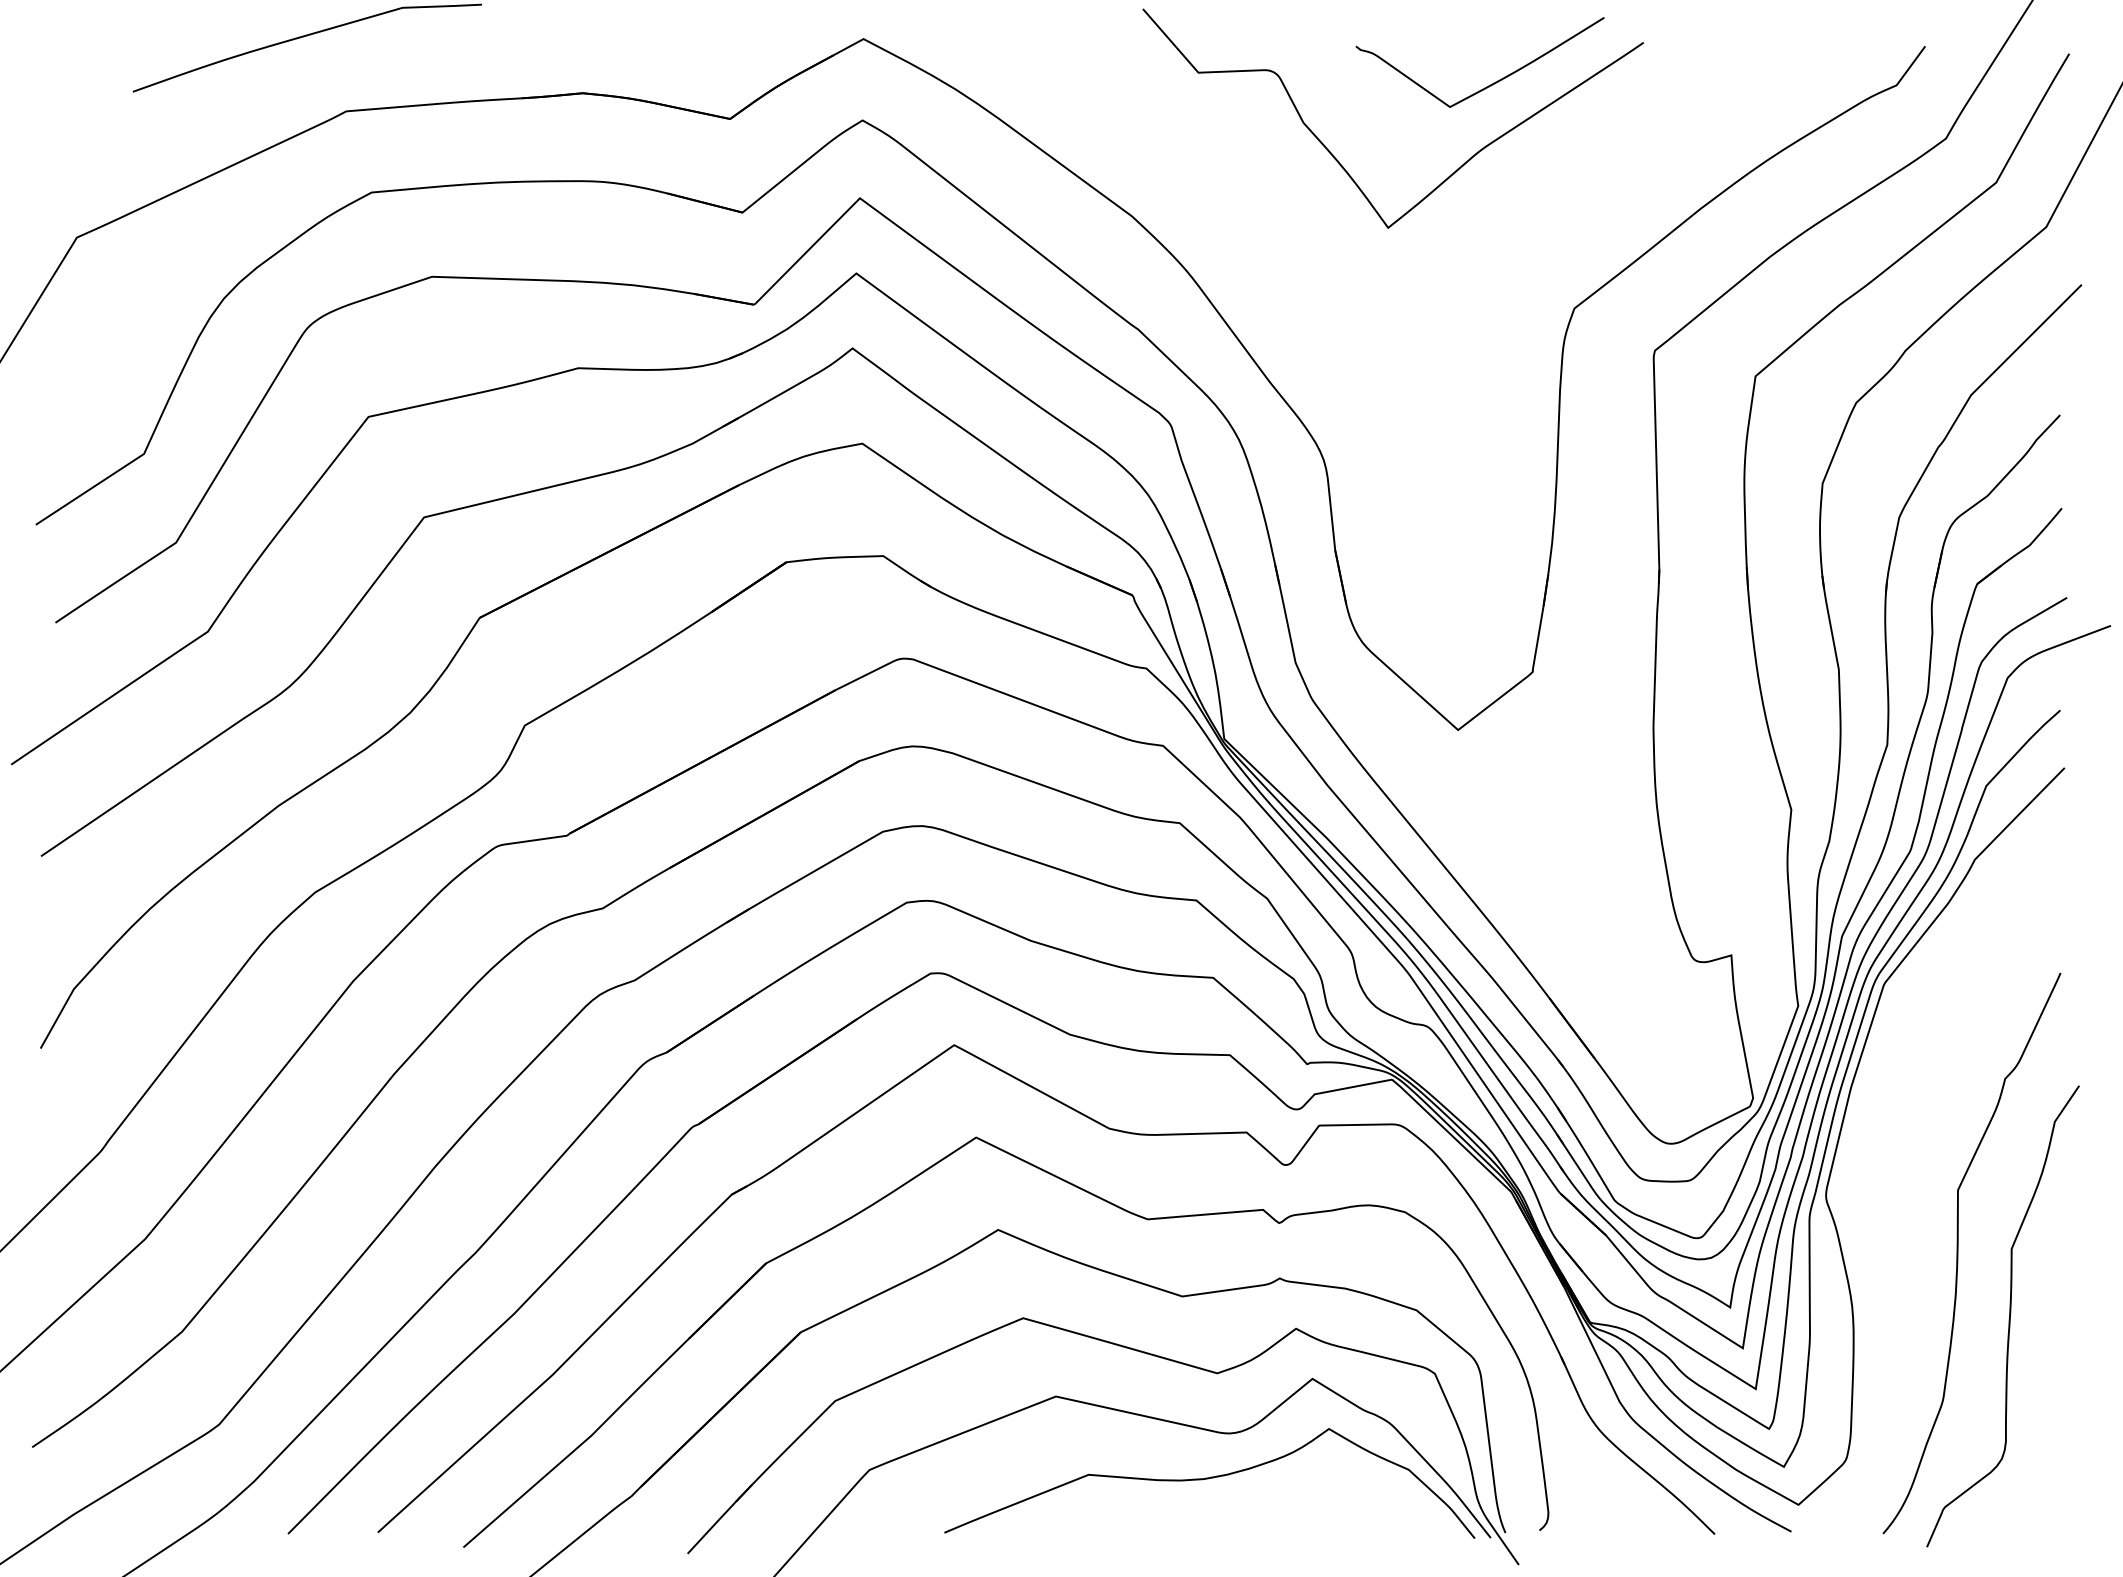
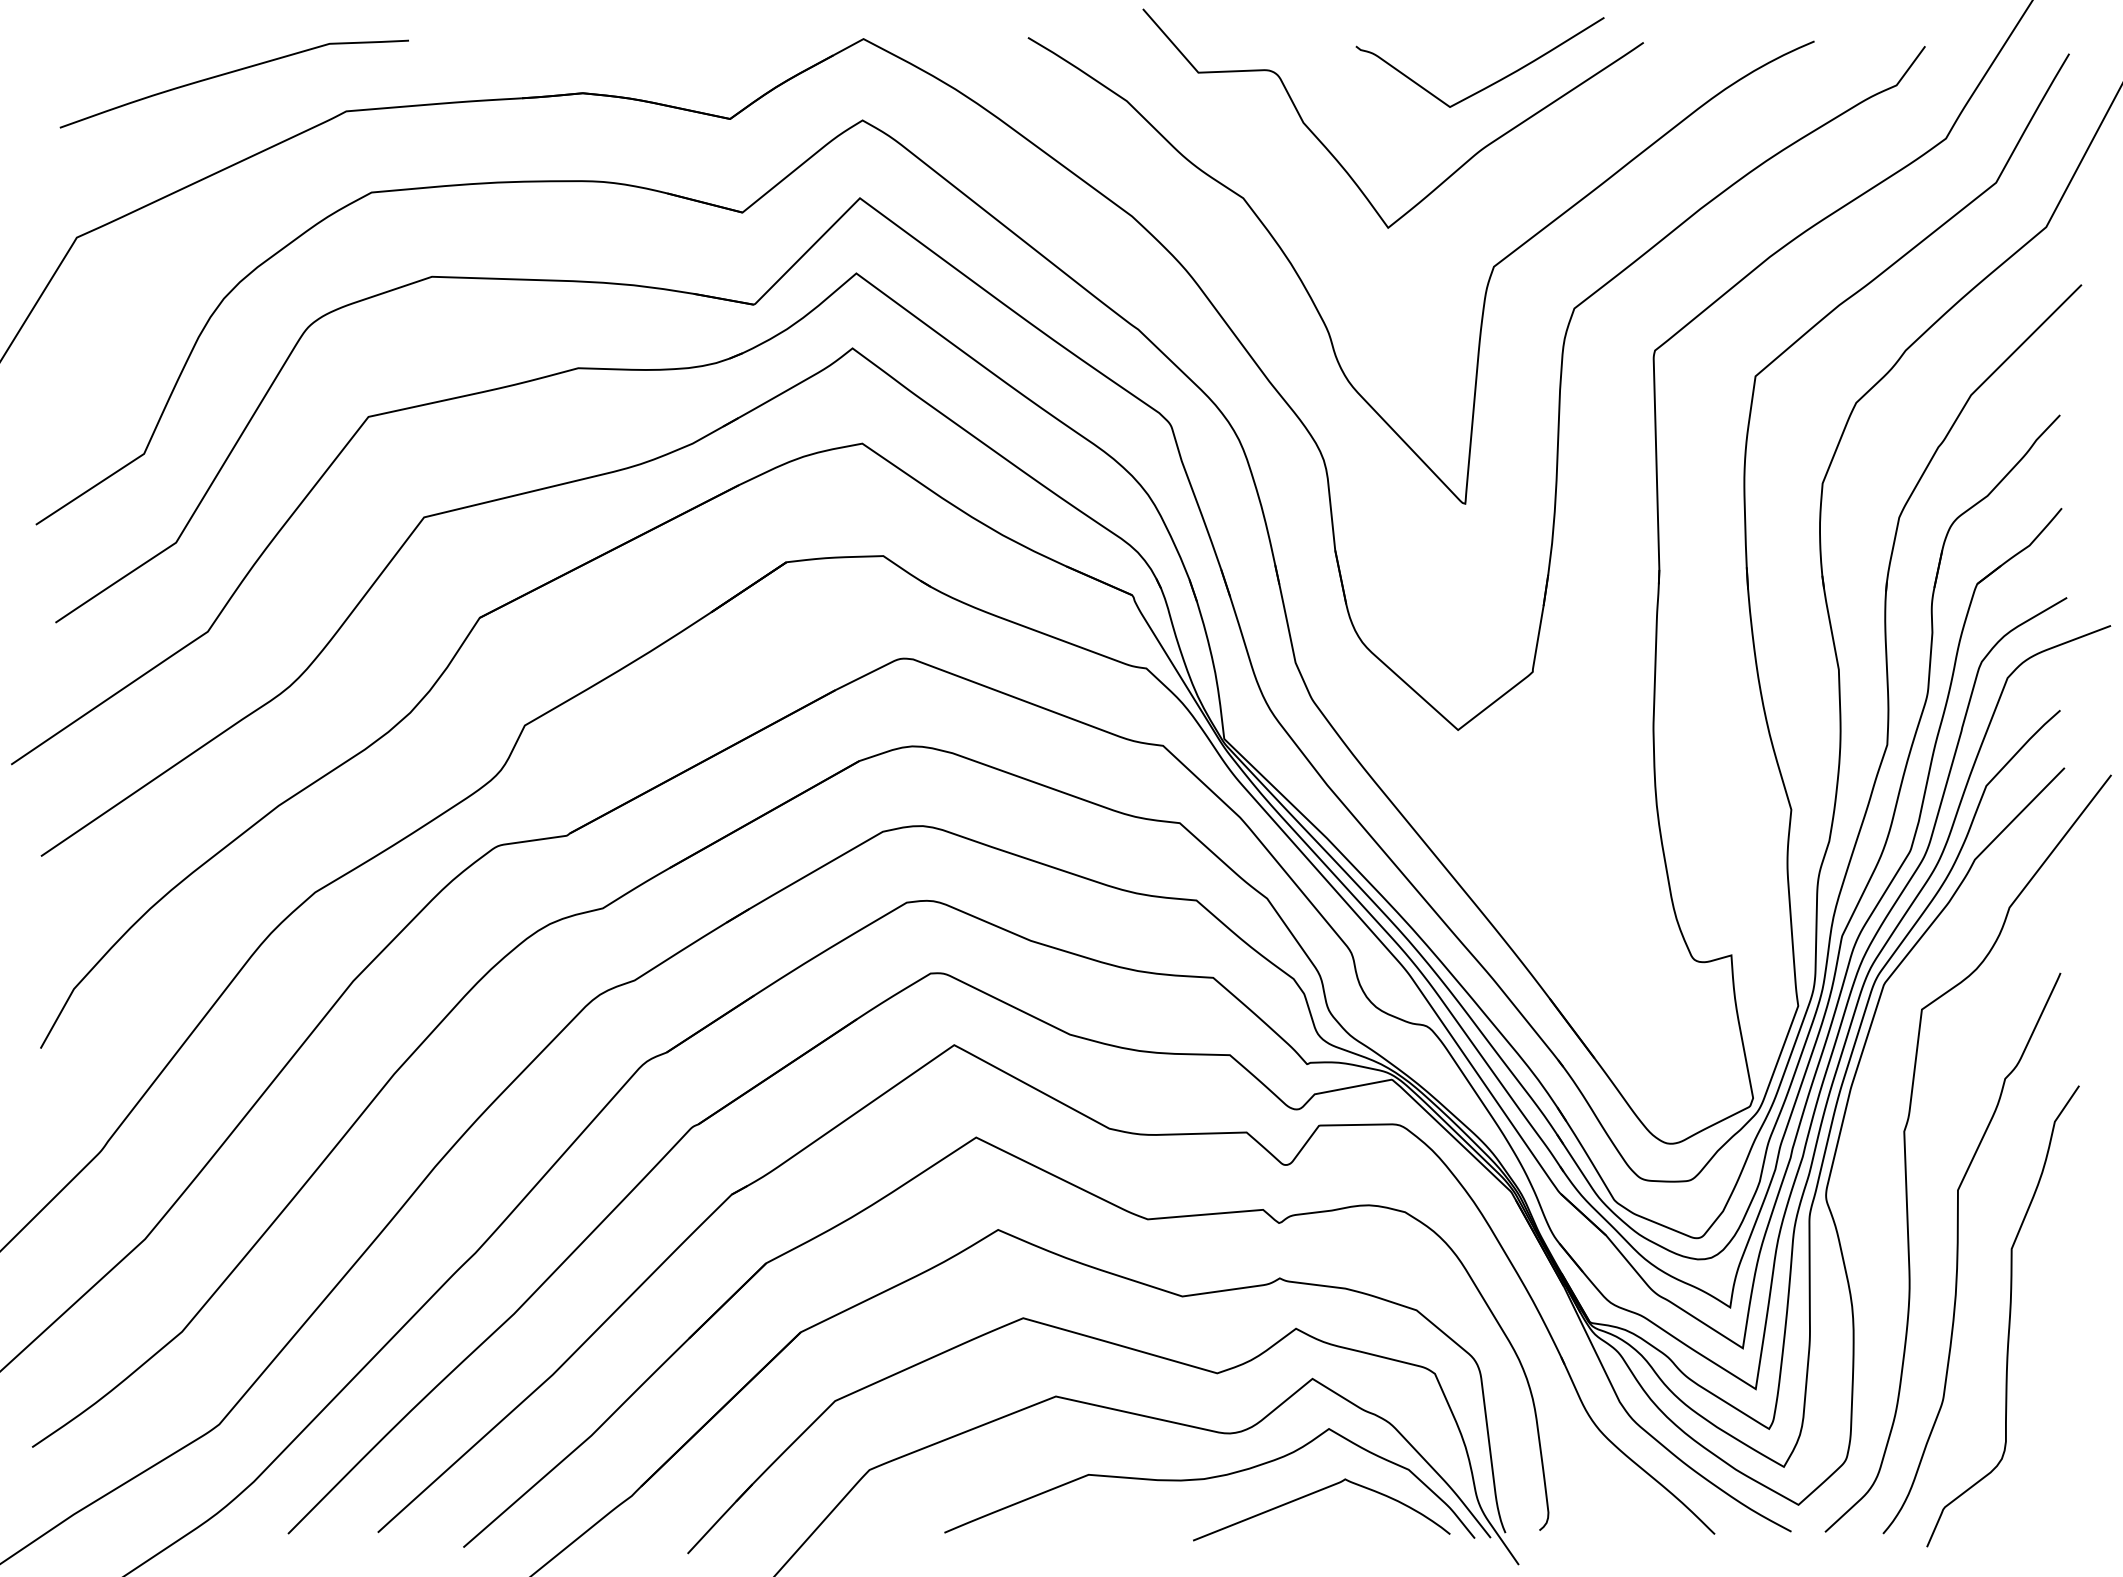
curve position: (304, 37) -> (231, 73) (231, 73)
curve: none -> present (1486, 285)
curve: none -> present (1906, 1155)
curve: none -> present (1315, 1493)
